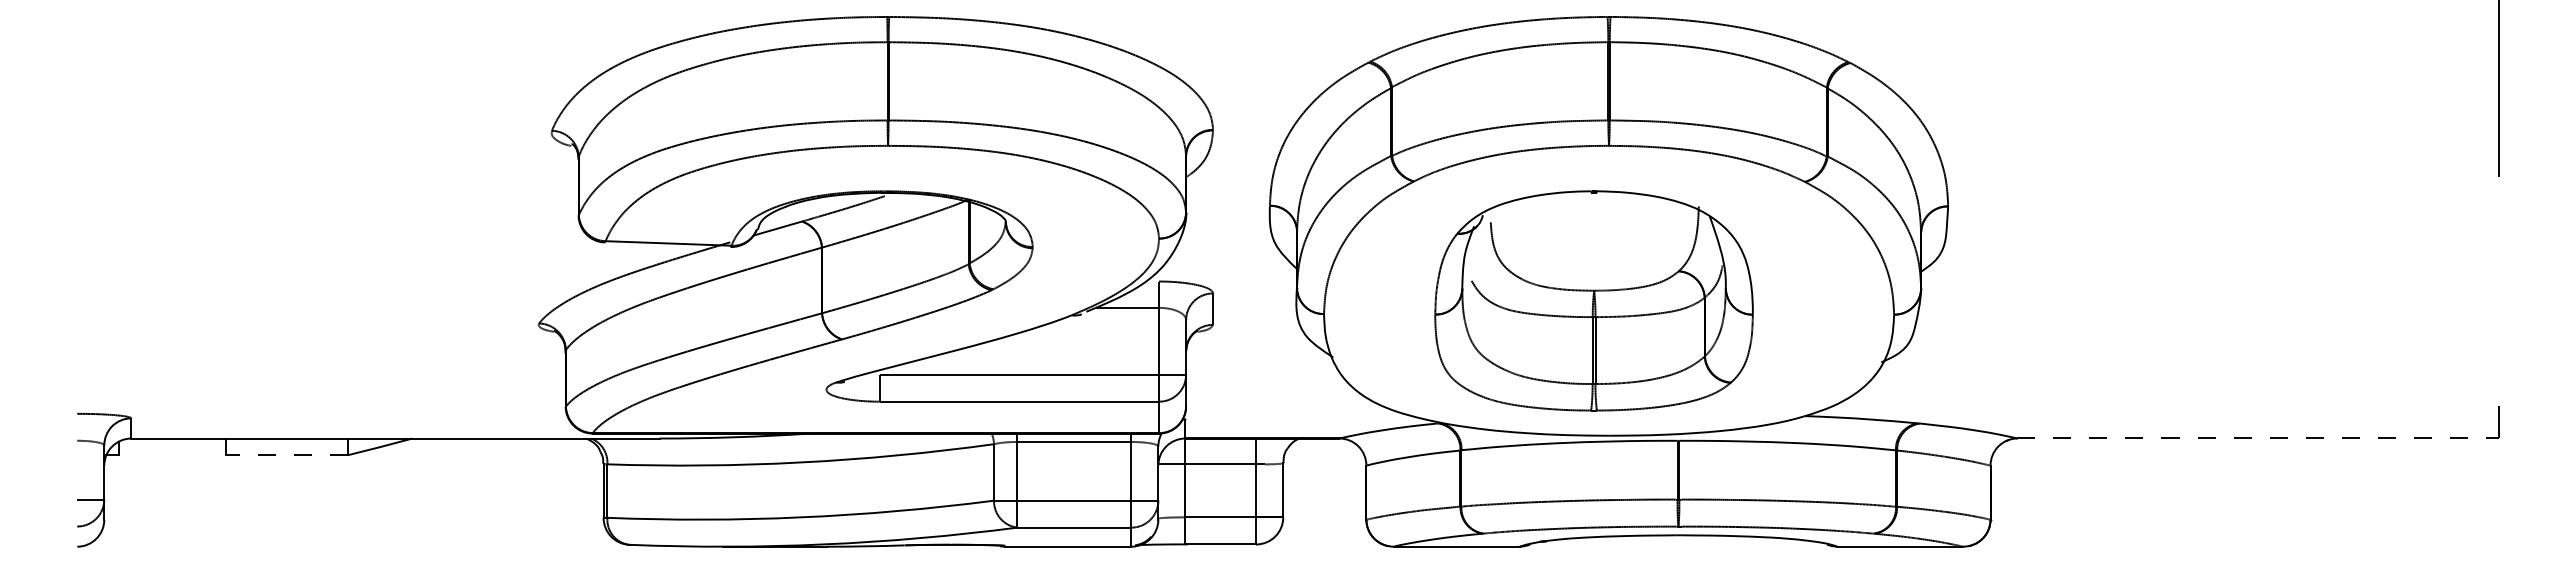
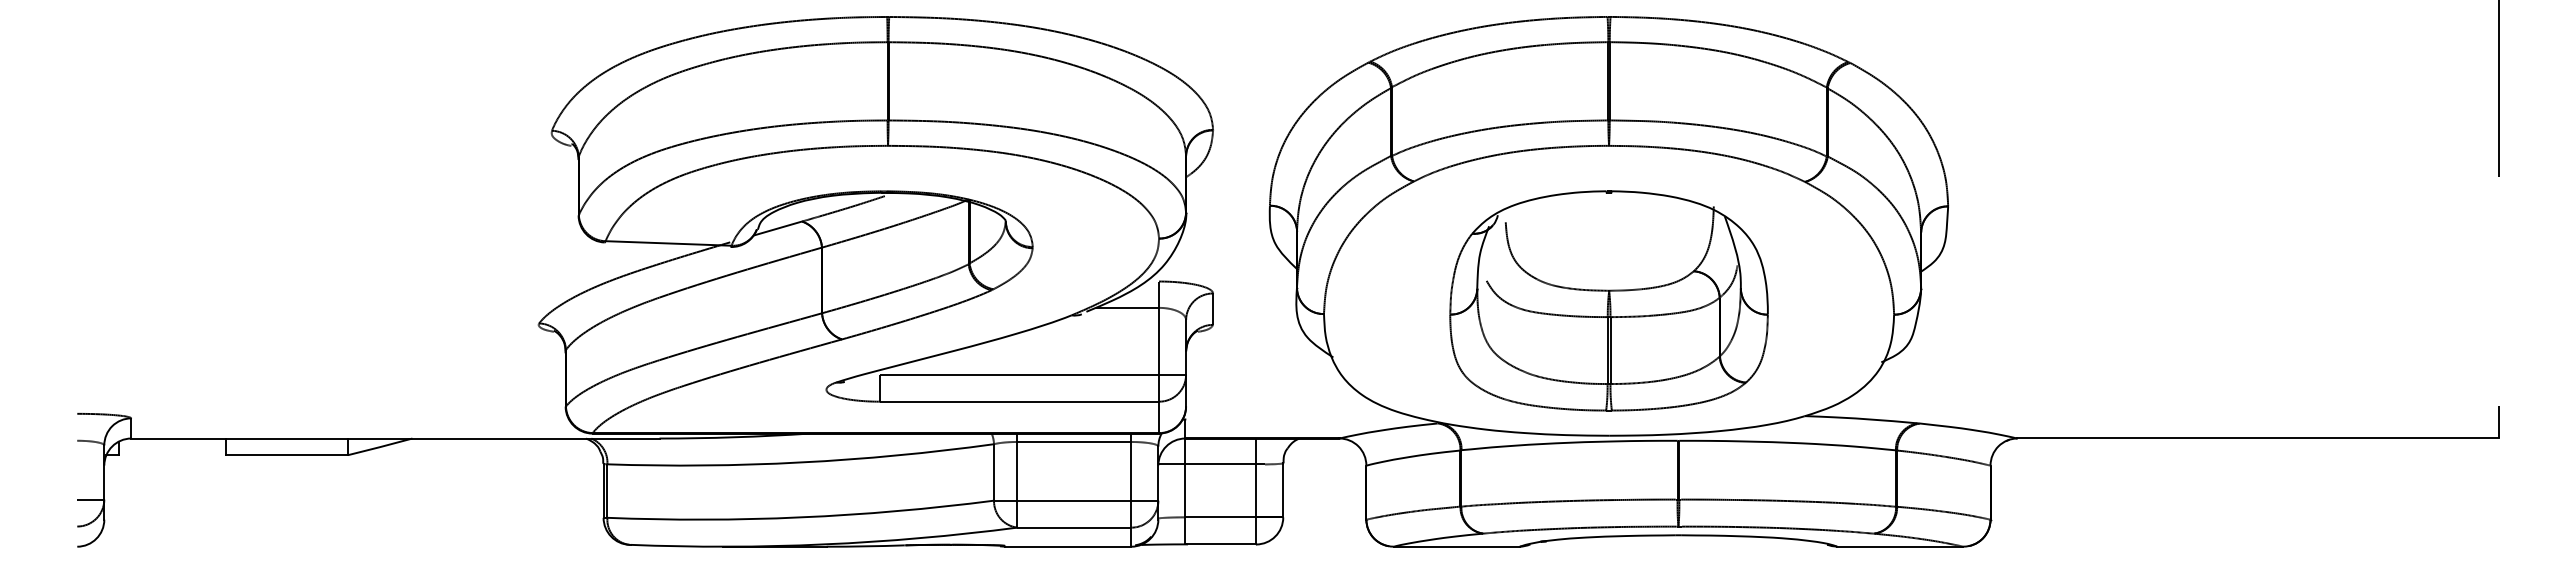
part position: (1593, 300) -> (1608, 300) (1608, 300)
line: dashed -> solid (2258, 438)
line: dashed -> solid (286, 455)
